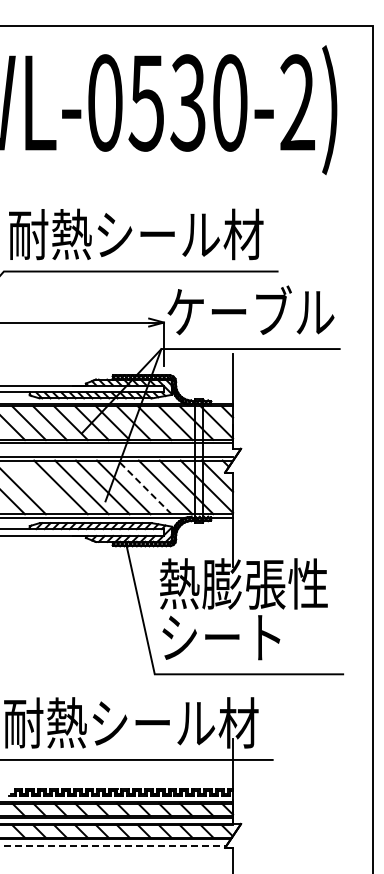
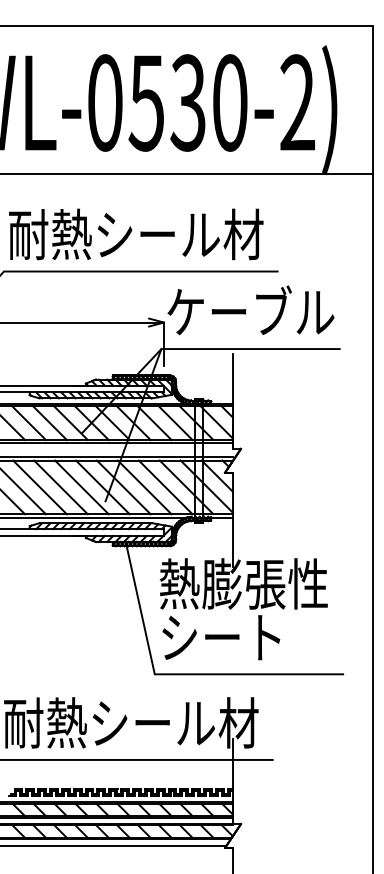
line: none -> present (187, 174)
line: none -> present (39, 487)
line: dashed -> solid (144, 487)
line: dashed -> solid (113, 846)
